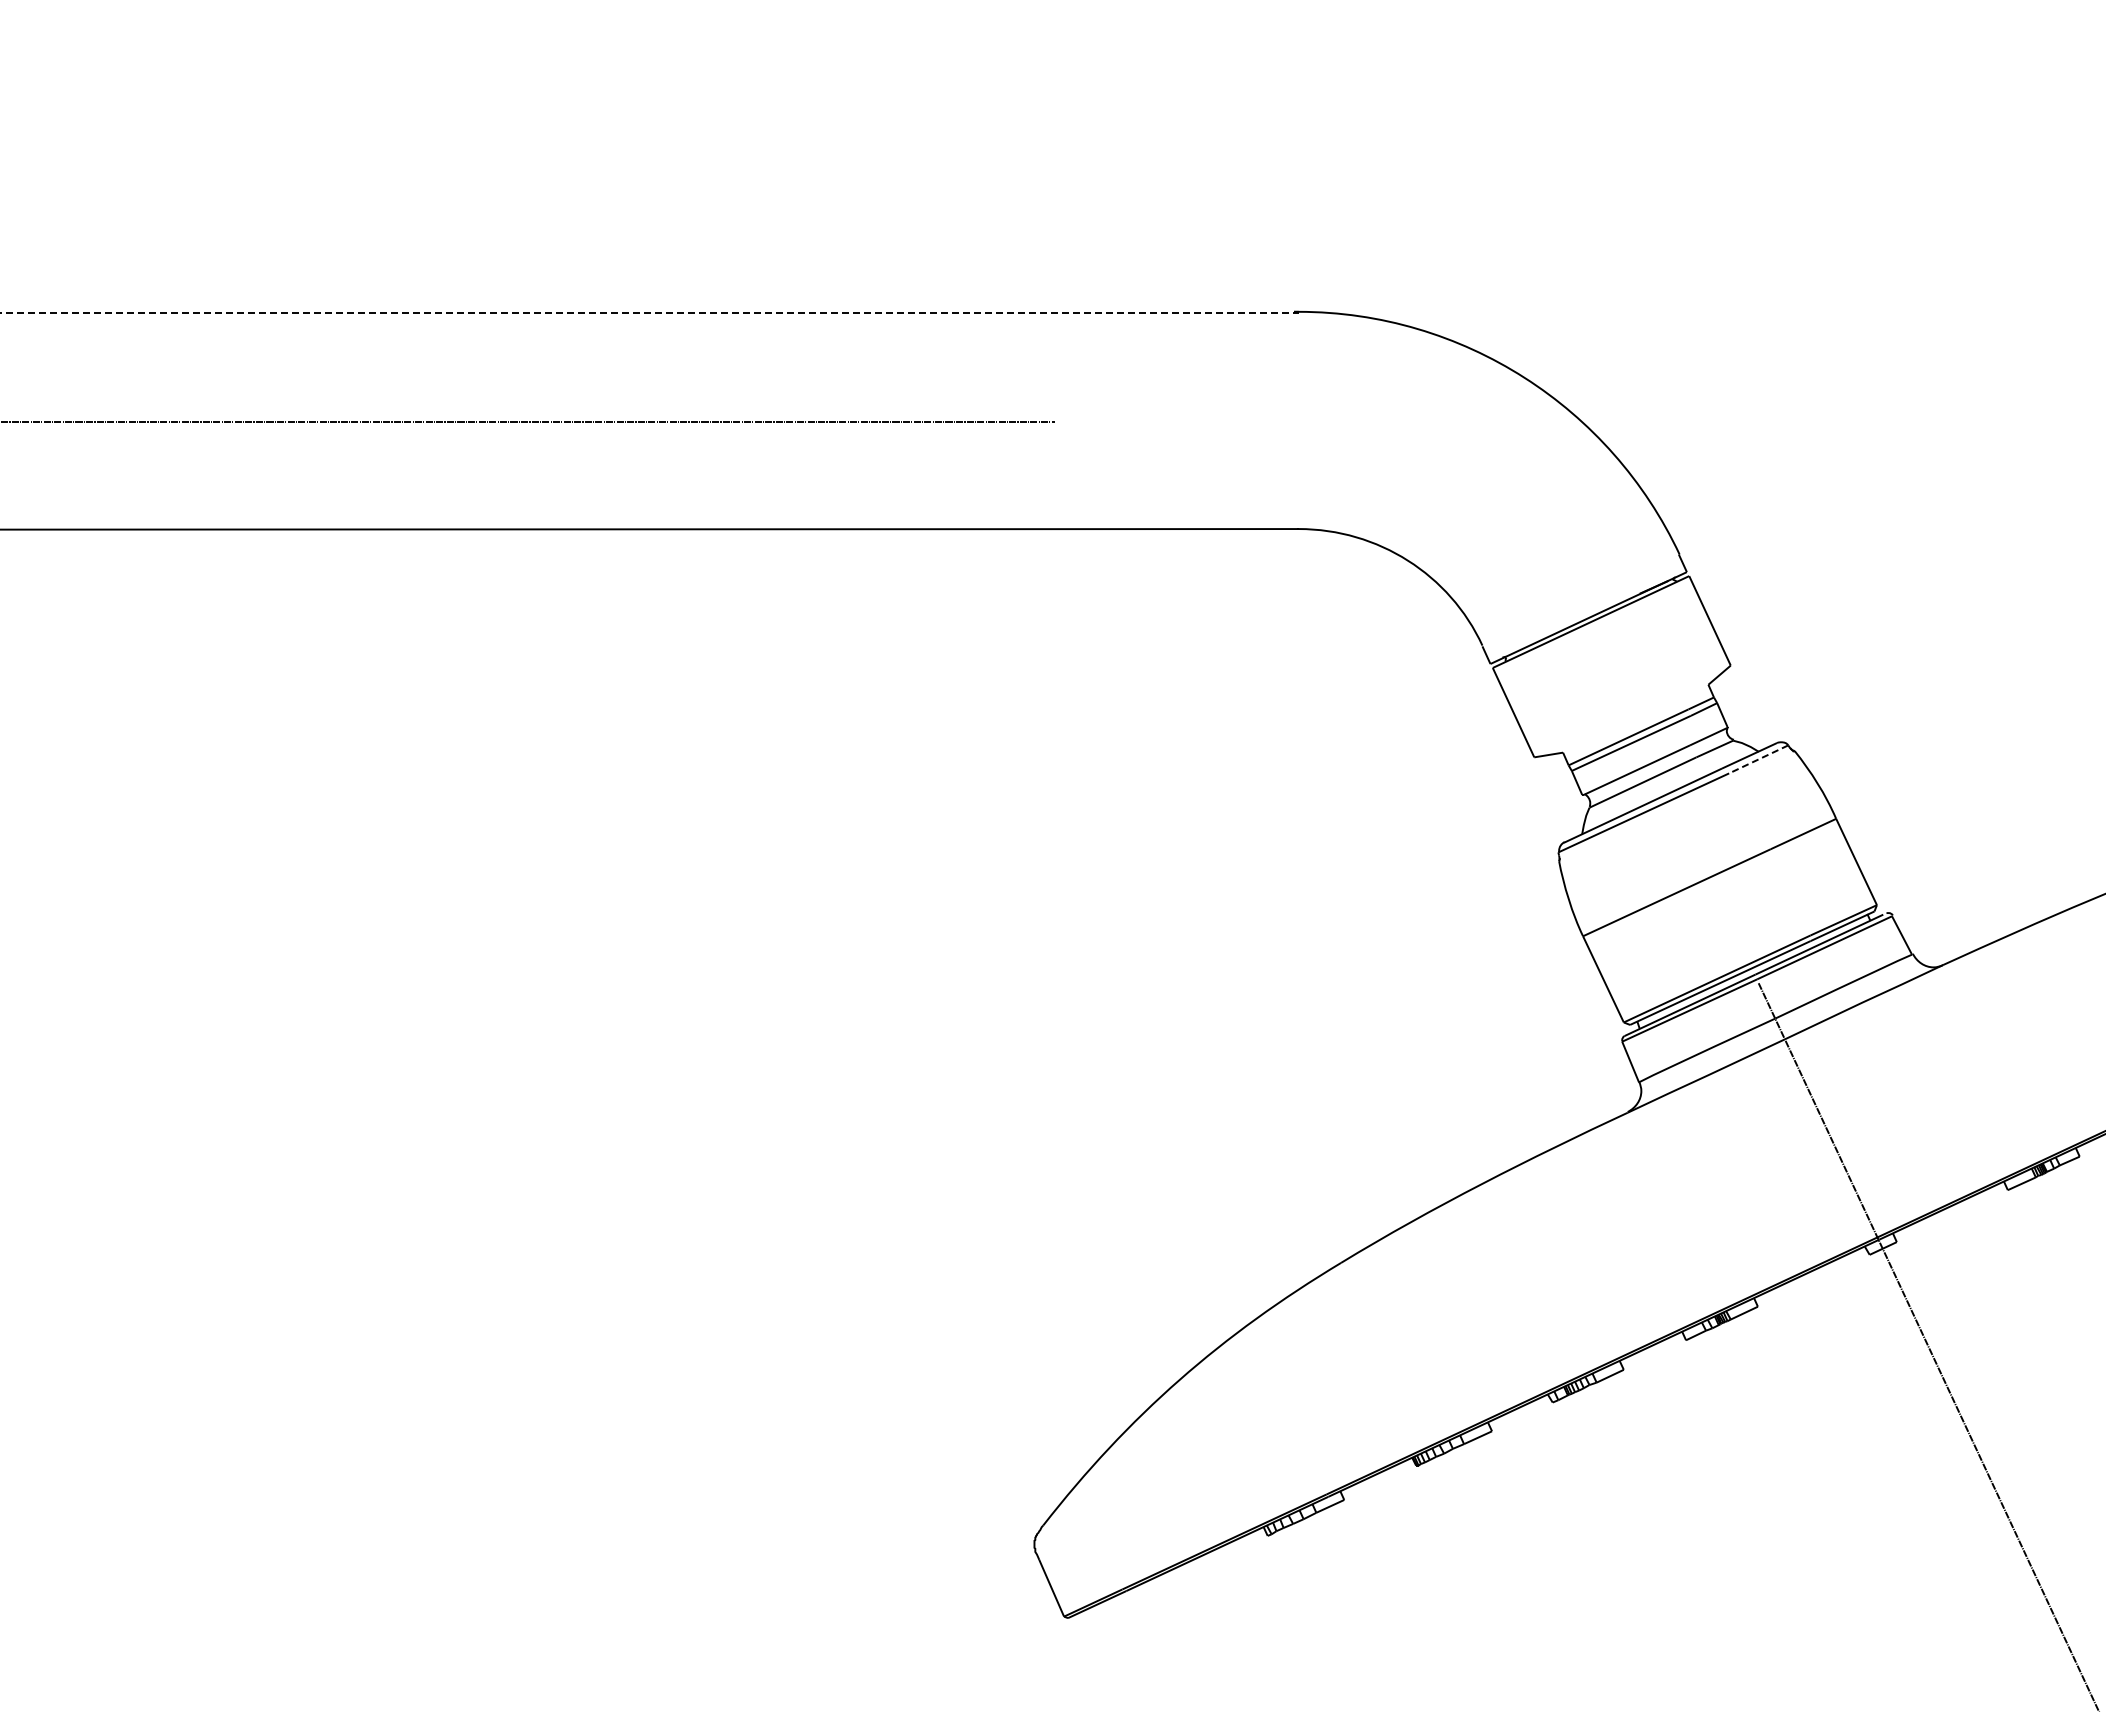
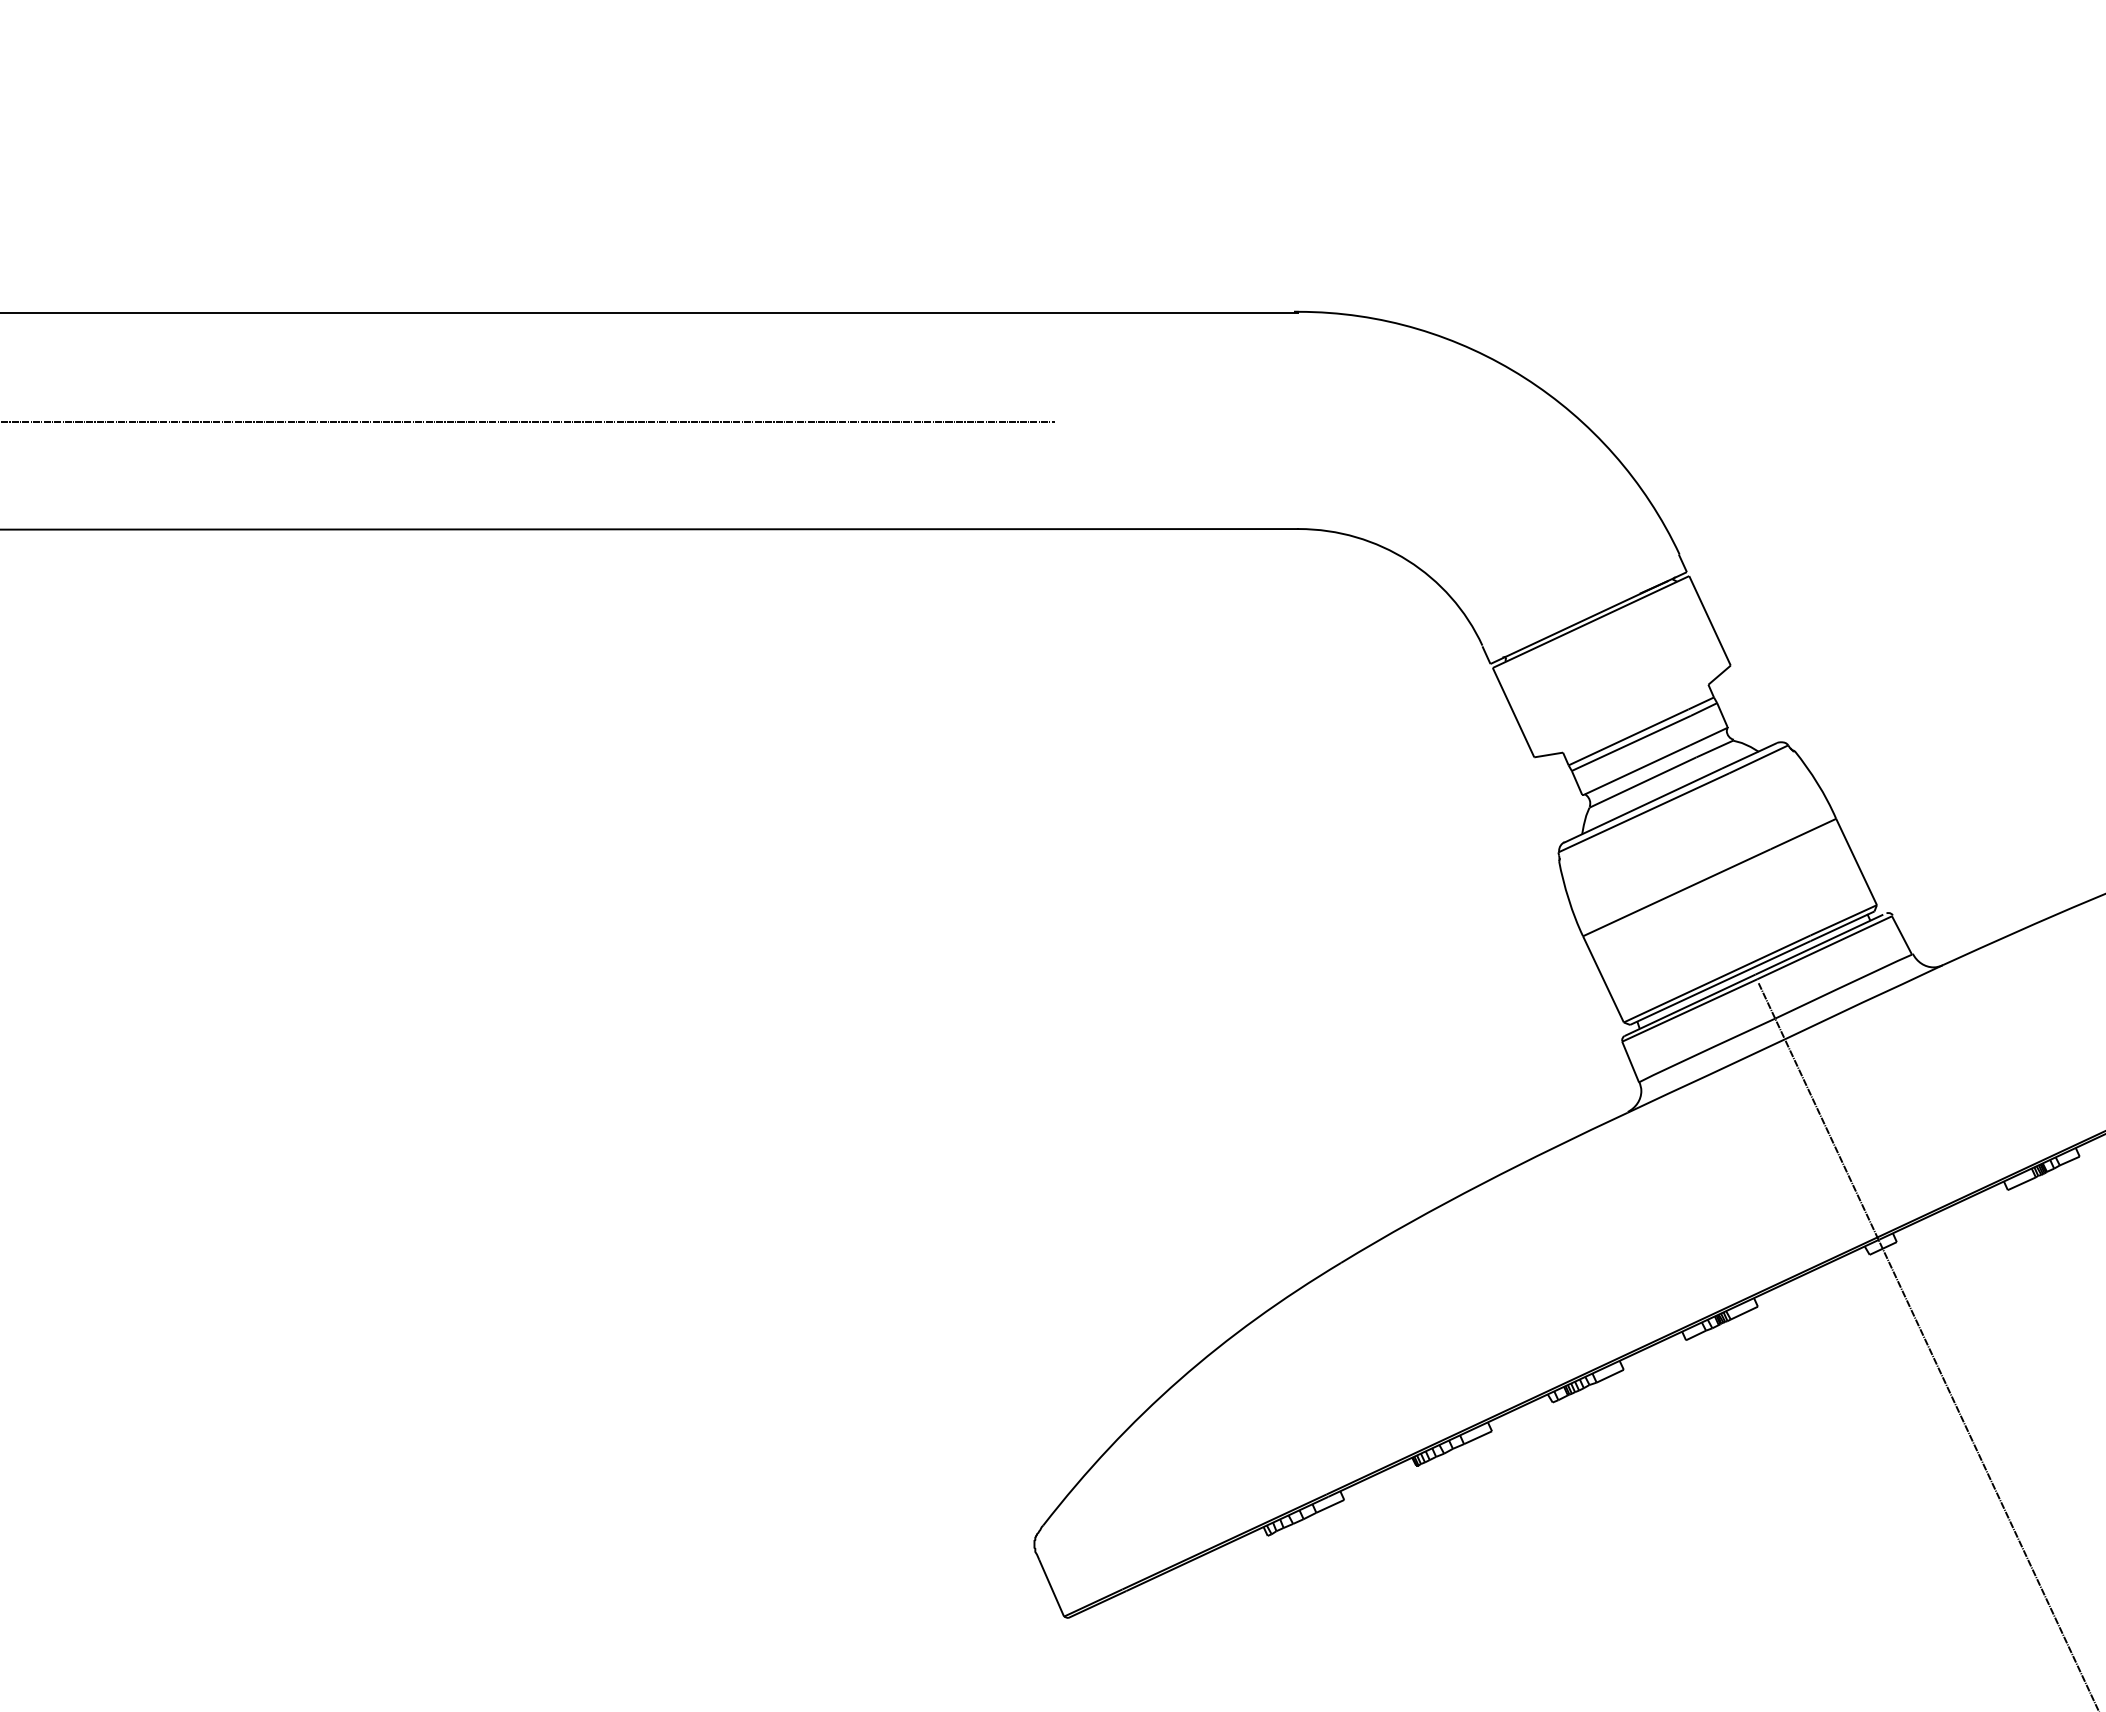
line: dashed -> solid (650, 312)
line: dashed -> solid (1758, 759)
